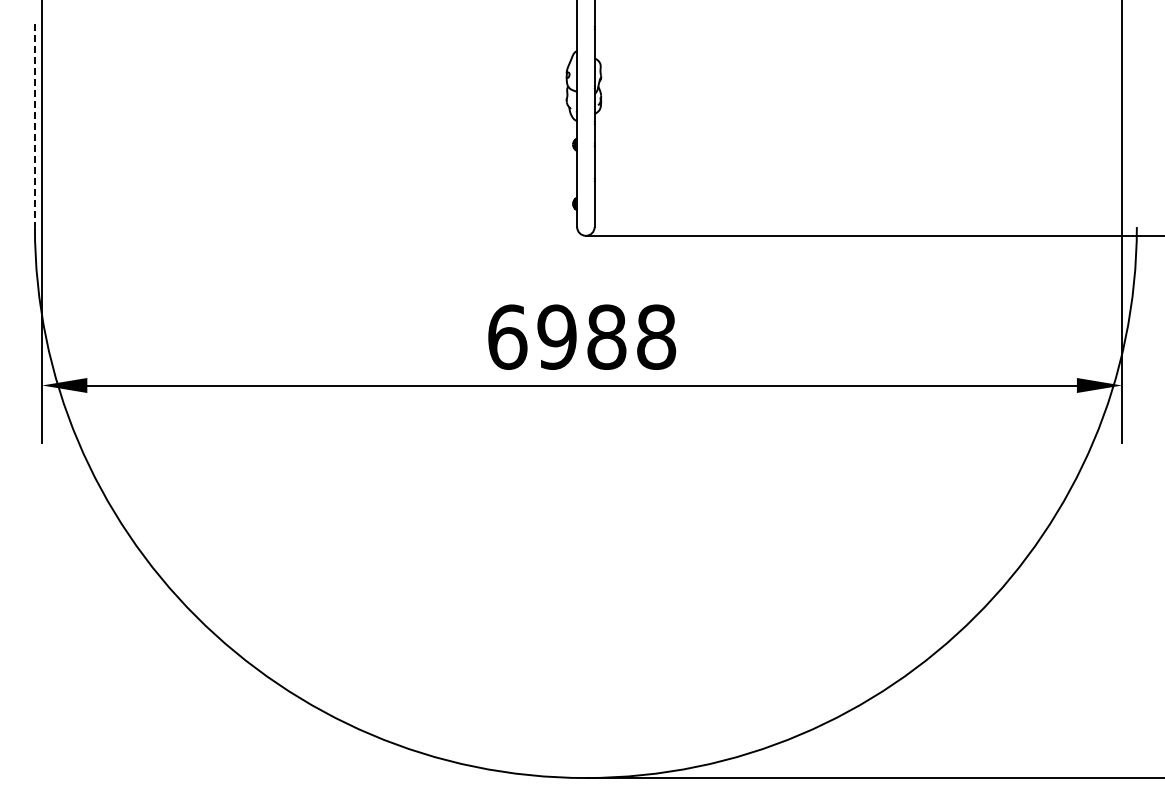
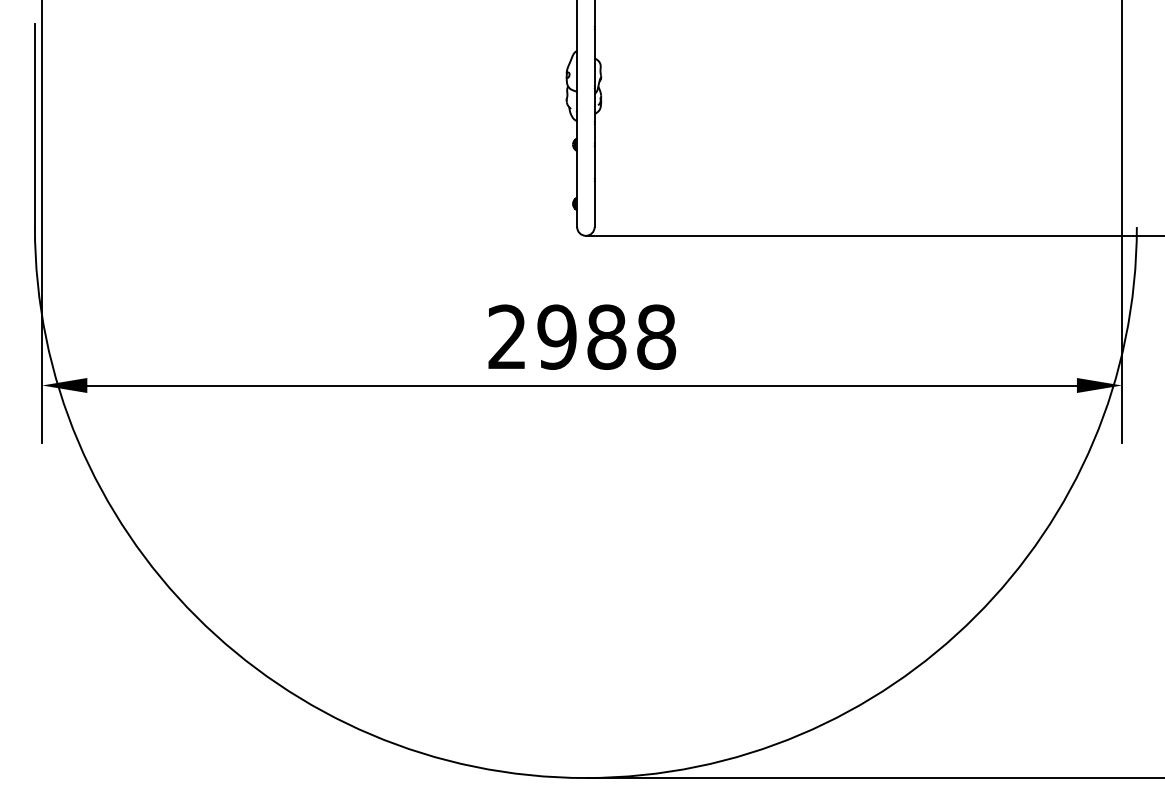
line: dashed -> solid (34, 125)
text: 6988 -> 2988 (507, 336)
